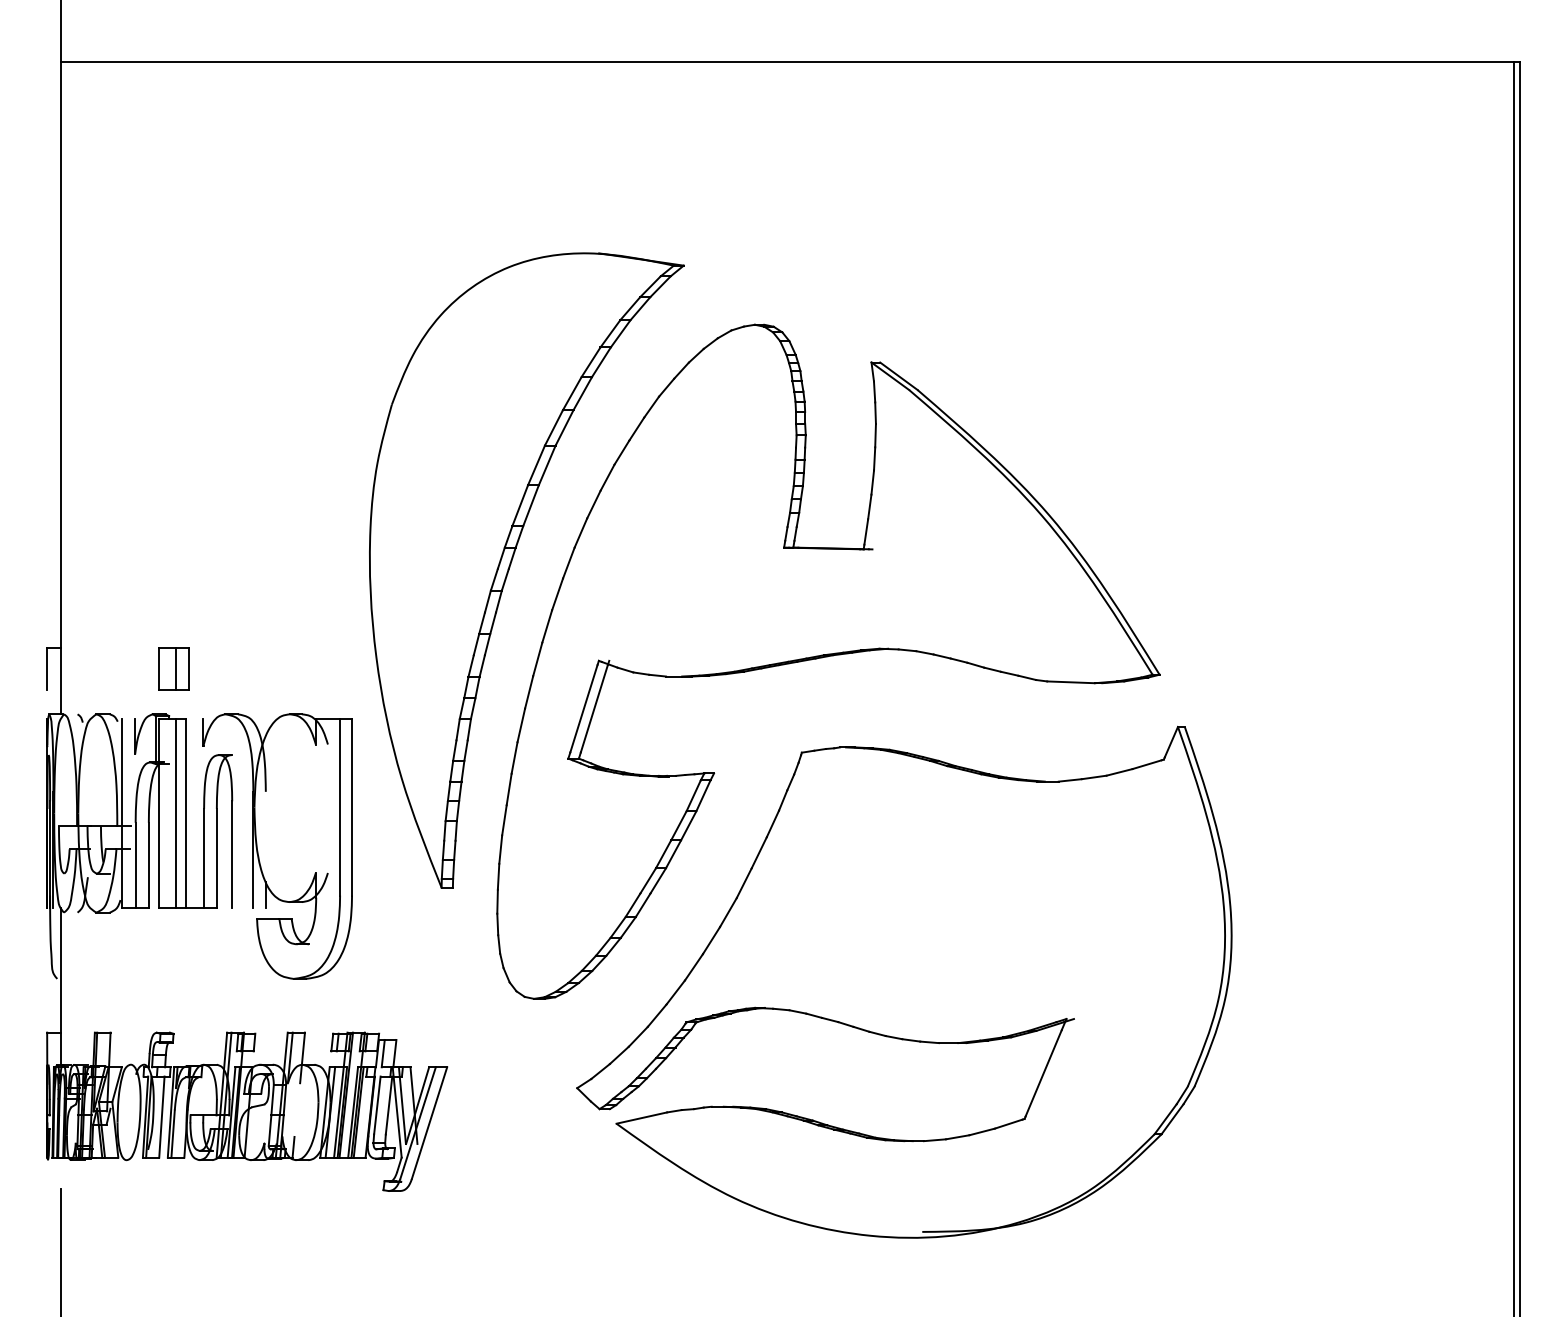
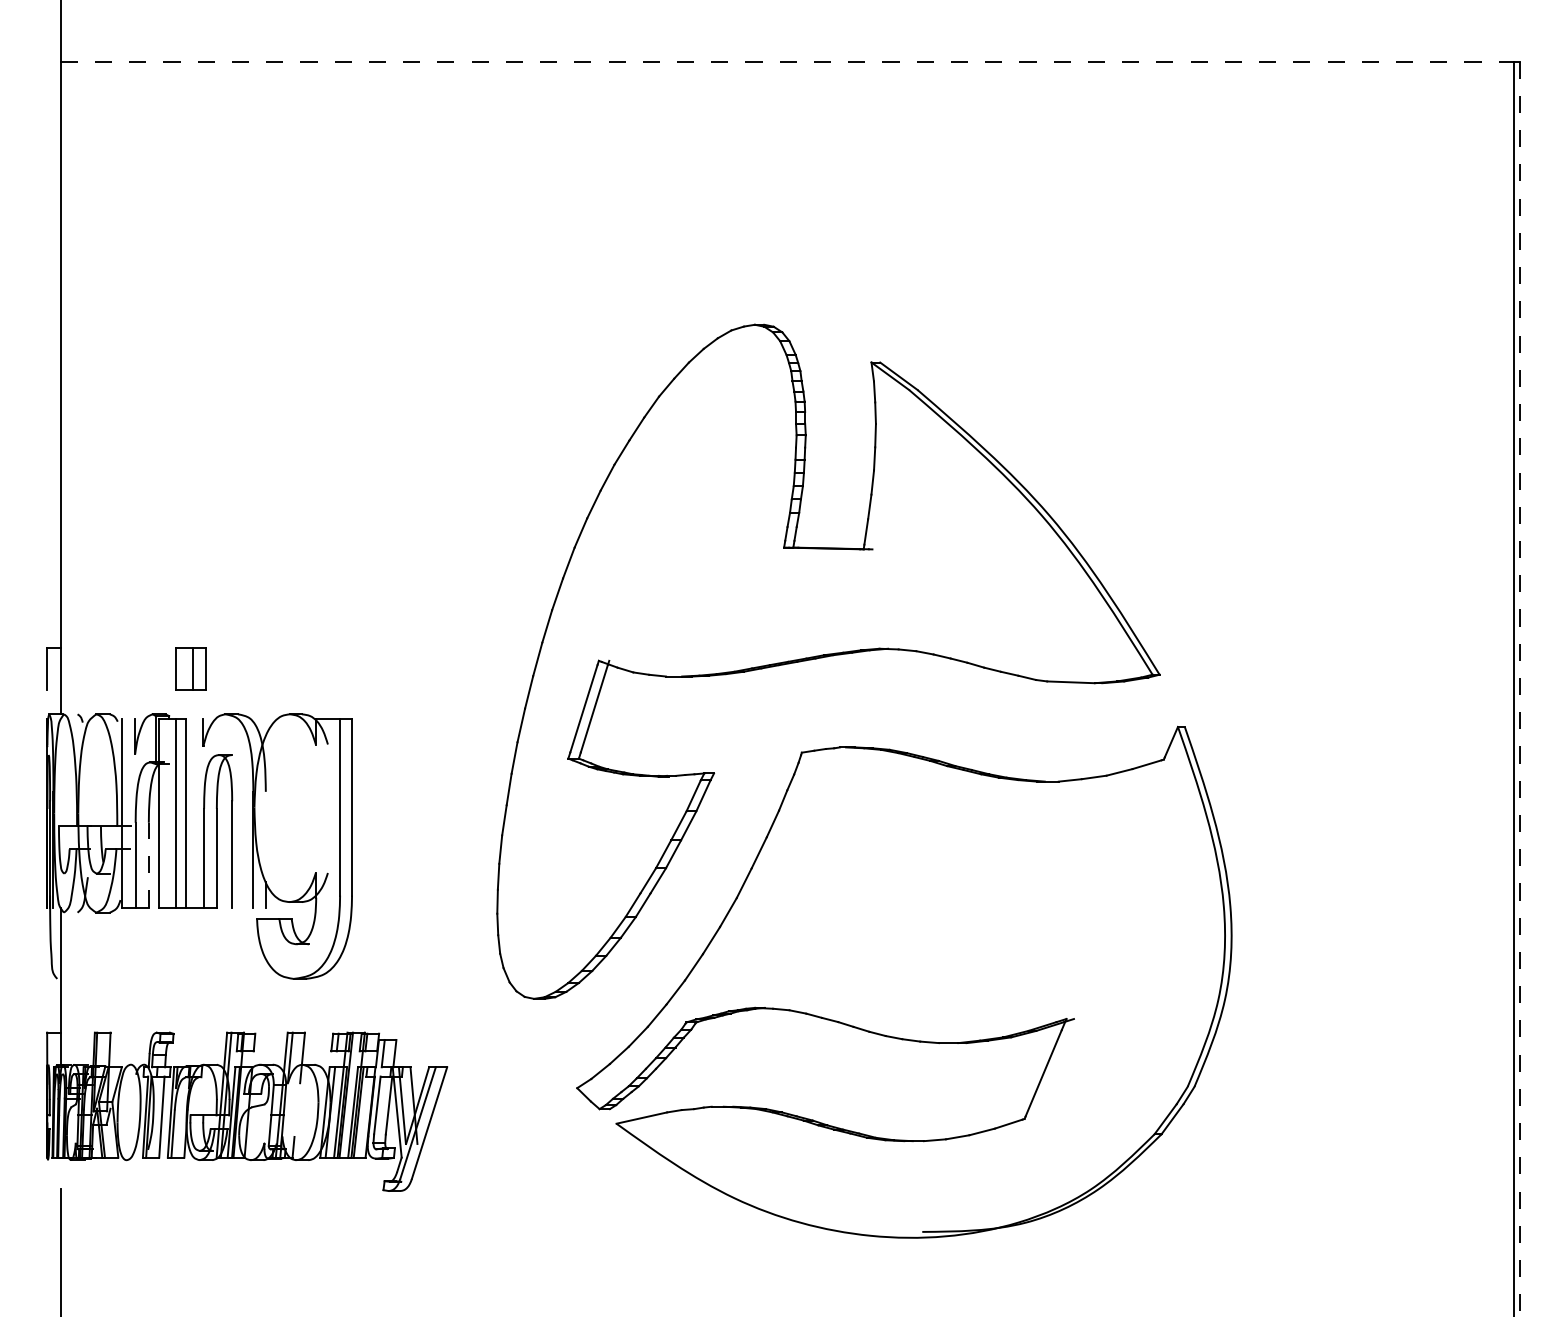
line: solid -> dashed (787, 61)
part: present -> none (511, 564)
part position: (173, 668) -> (190, 668) (190, 668)
line: solid -> dashed (1519, 689)
line: solid -> dashed (148, 864)
